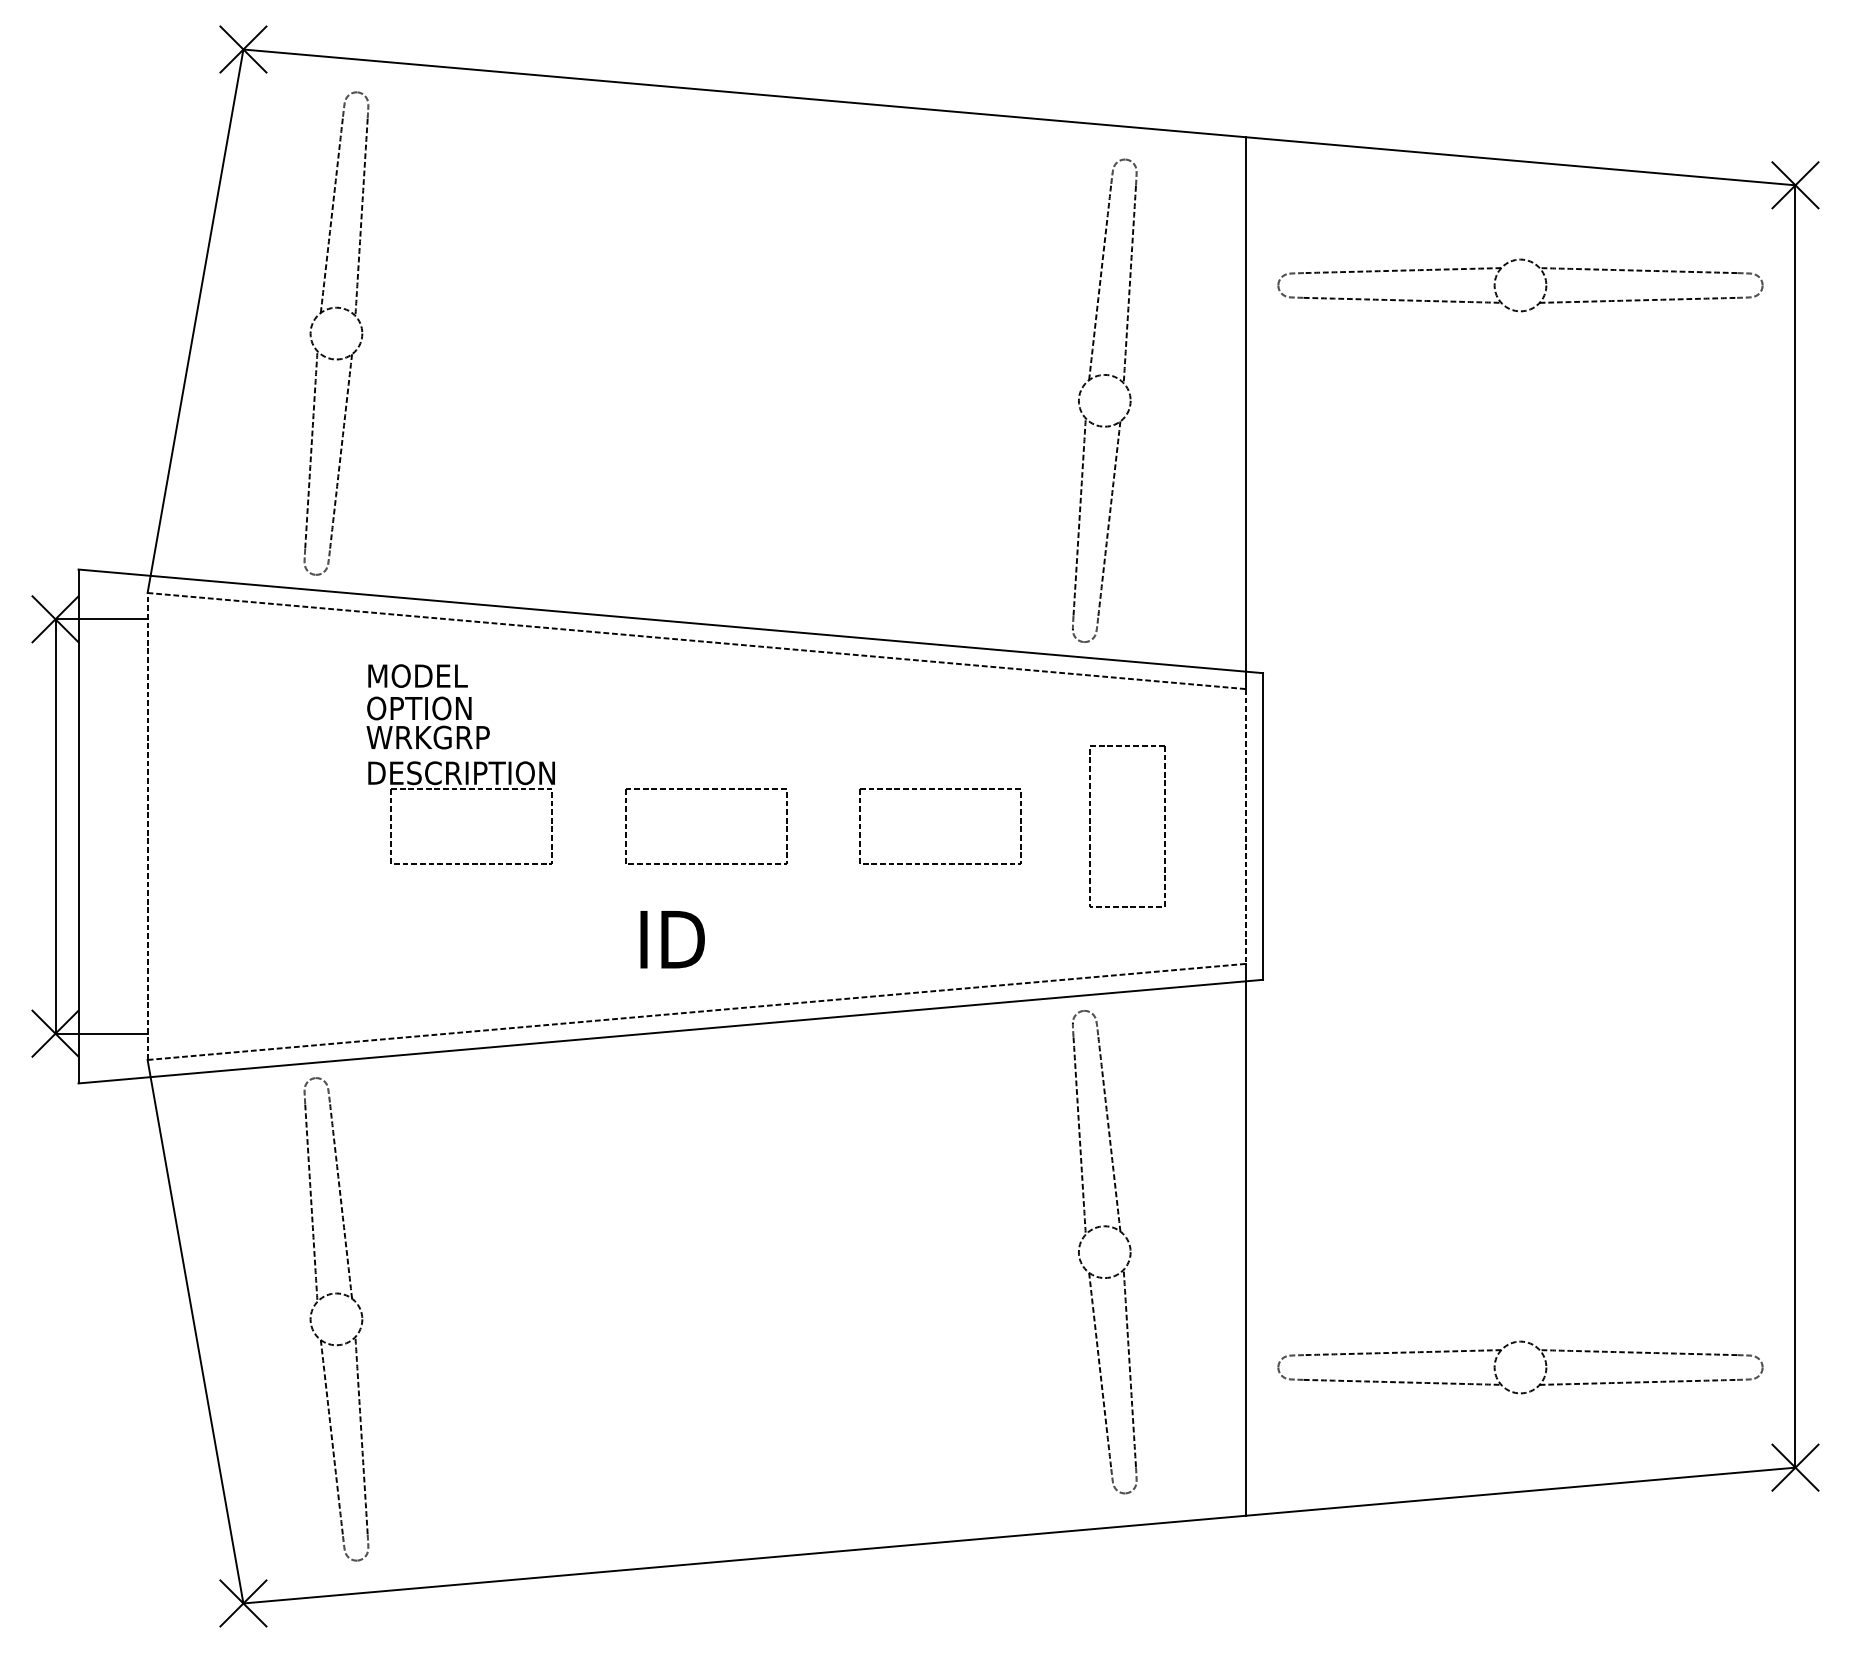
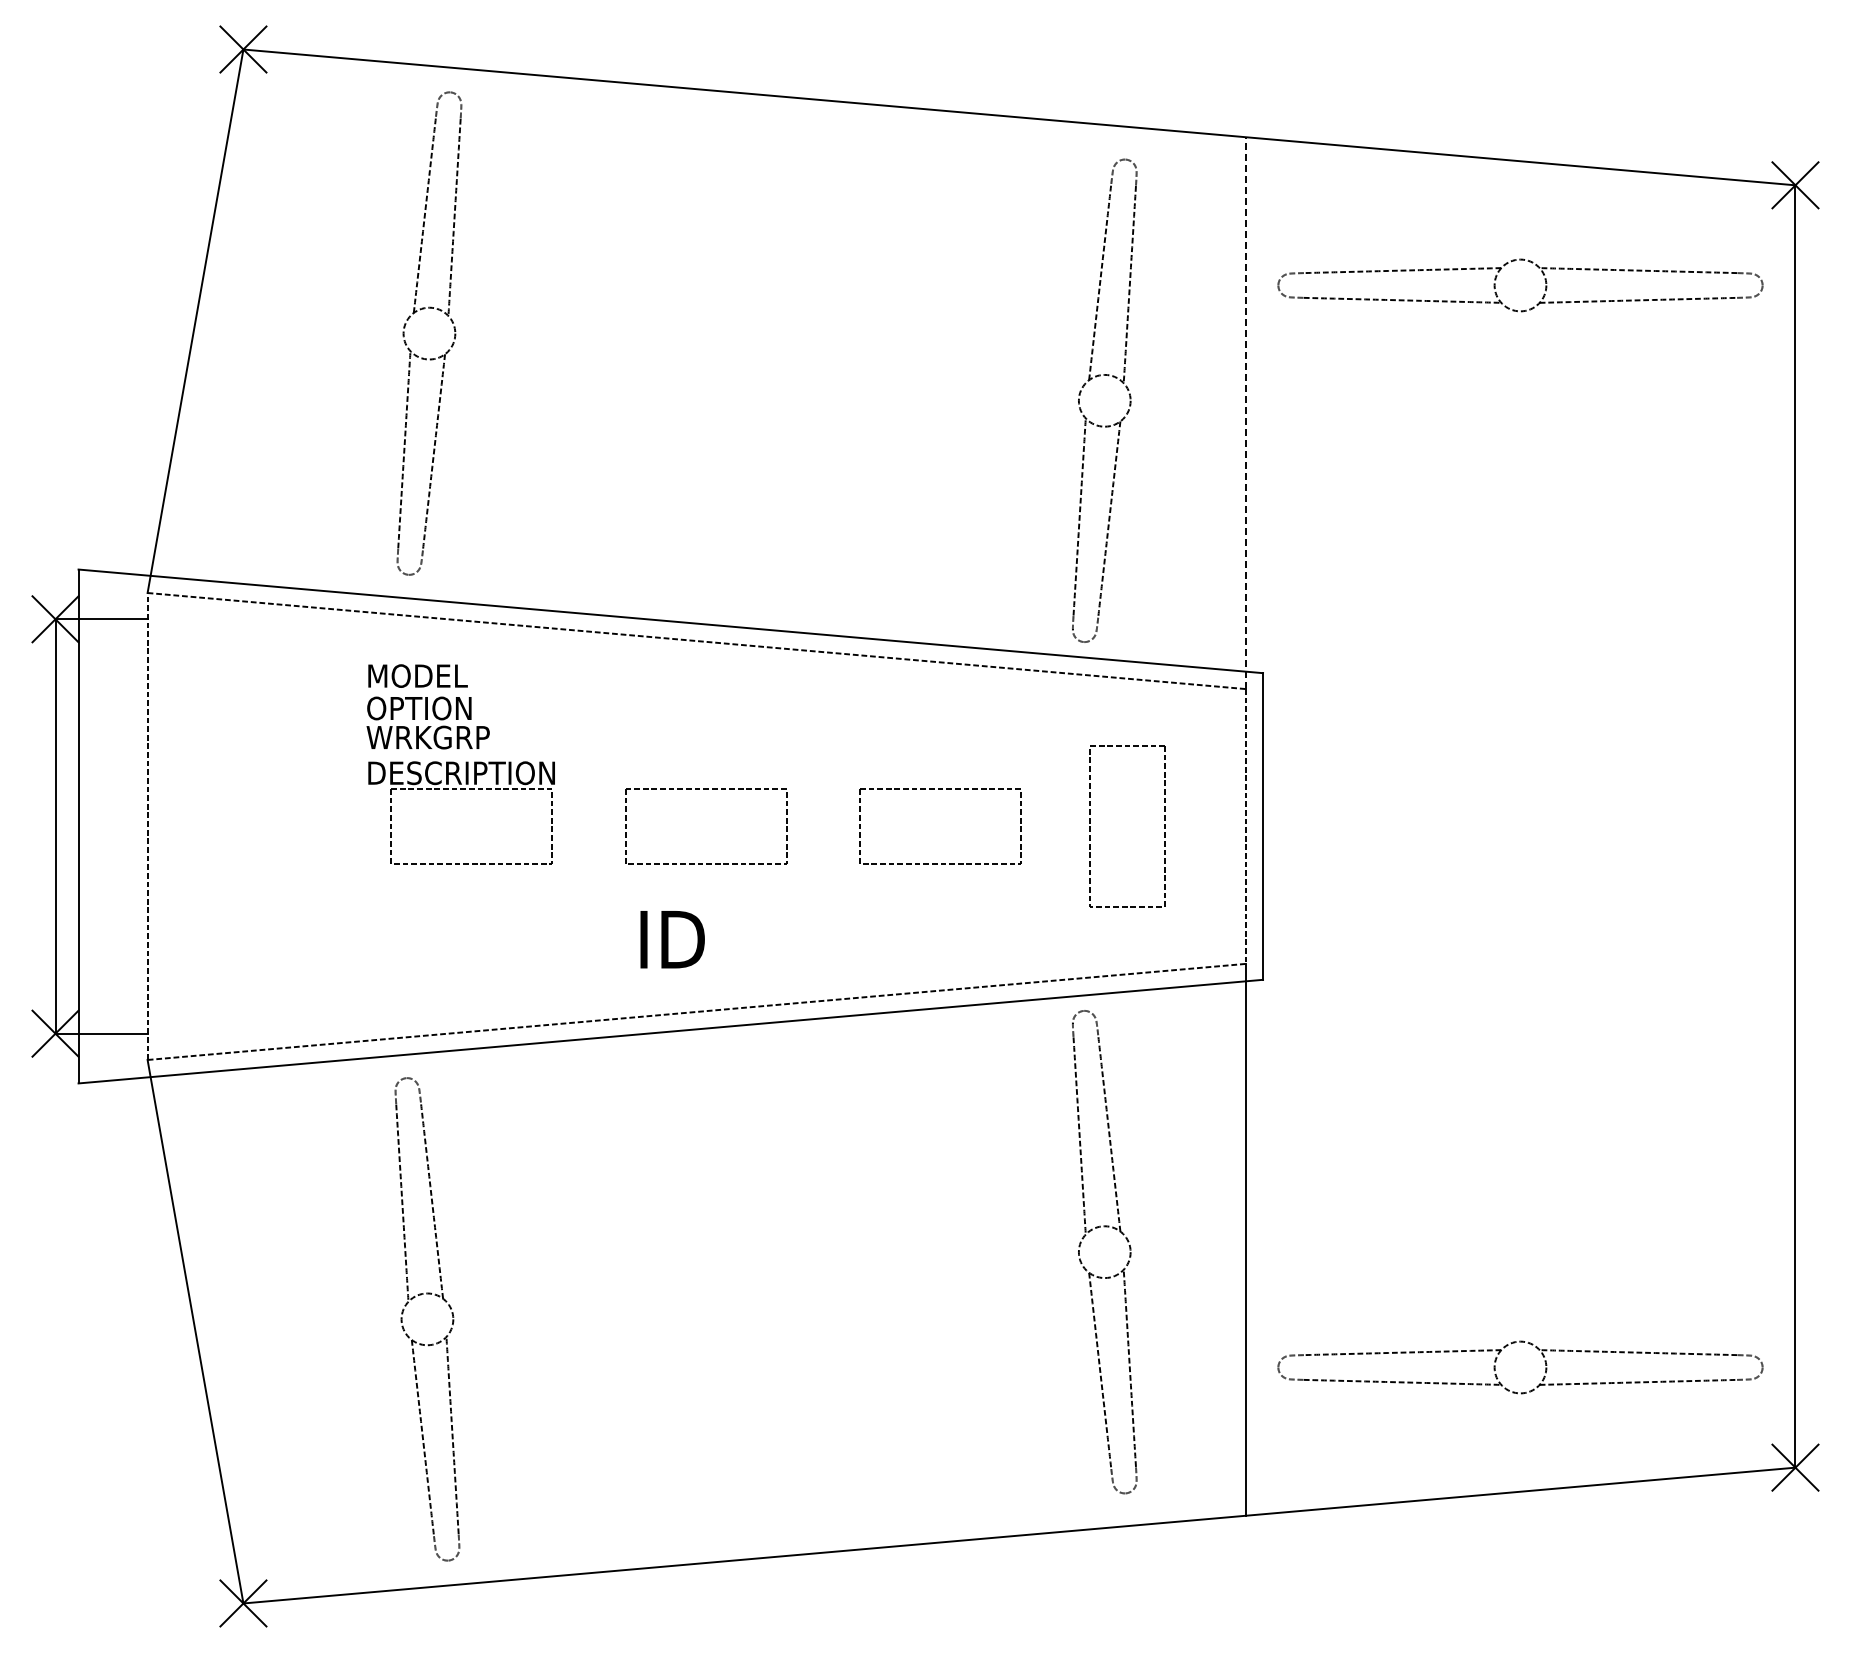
part position: (331, 309) -> (424, 309) (424, 309)
line: solid -> dashed (1245, 413)
part position: (331, 1343) -> (422, 1343) (422, 1343)
